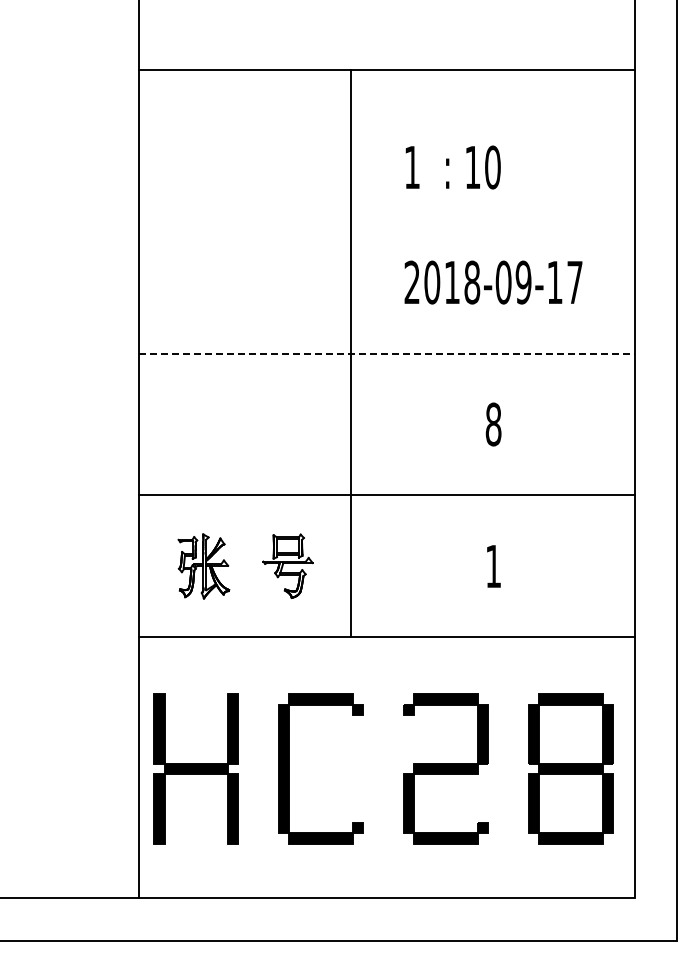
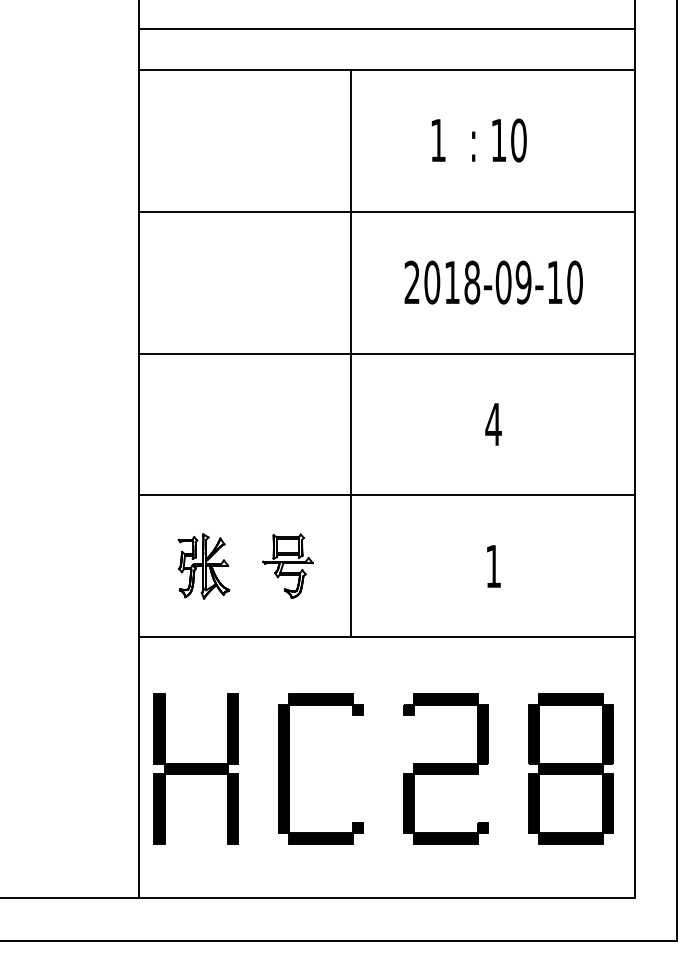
line: none -> present (386, 29)
text position: (452, 167) -> (478, 140) (478, 140)
line: none -> present (386, 211)
text: 2018-09-17 -> 2018-09-10 (574, 282)
line: dashed -> solid (386, 353)
text: 8 -> 4 (493, 424)
